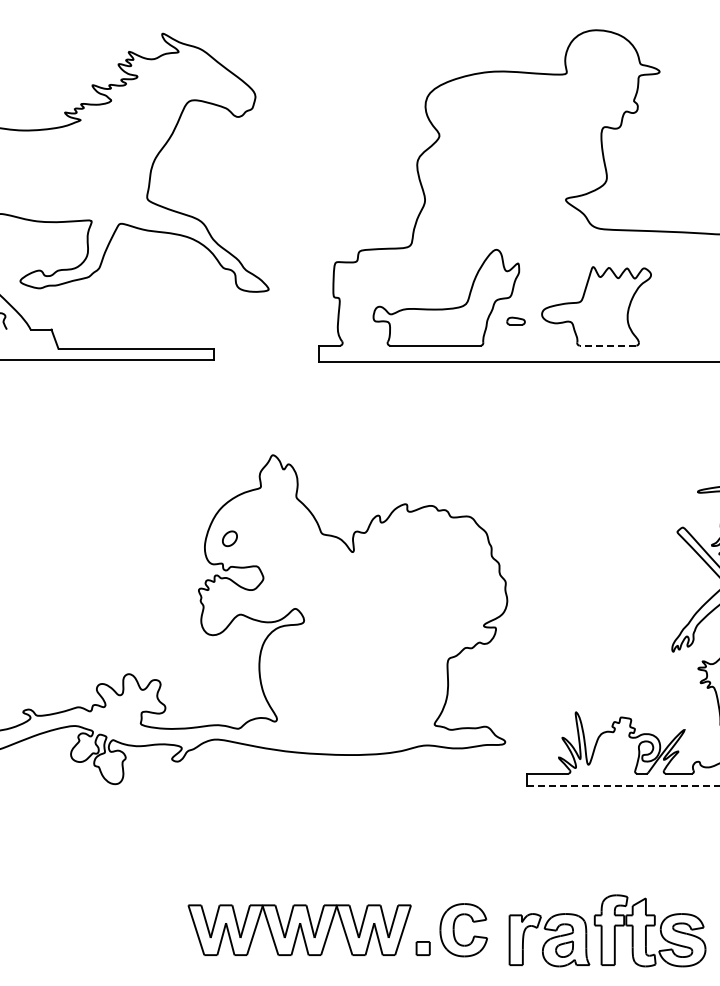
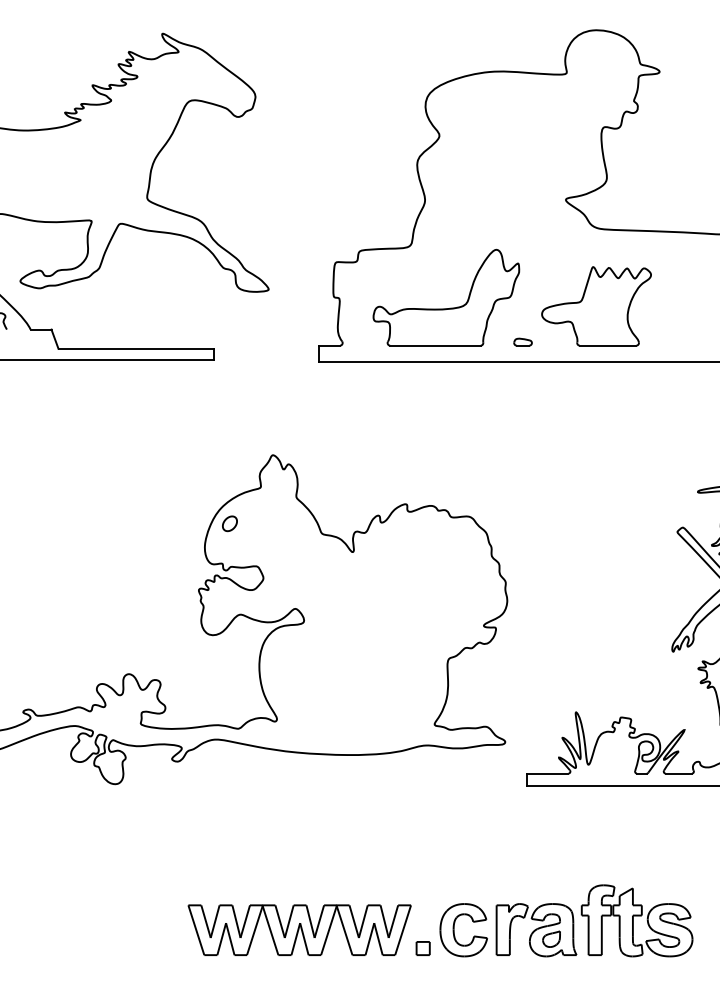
part position: (515, 320) -> (522, 341) (522, 341)
line: dashed -> solid (607, 345)
part position: (229, 538) -> (229, 523) (229, 523)
line: dashed -> solid (624, 785)
part position: (607, 930) -> (594, 920) (594, 920)
